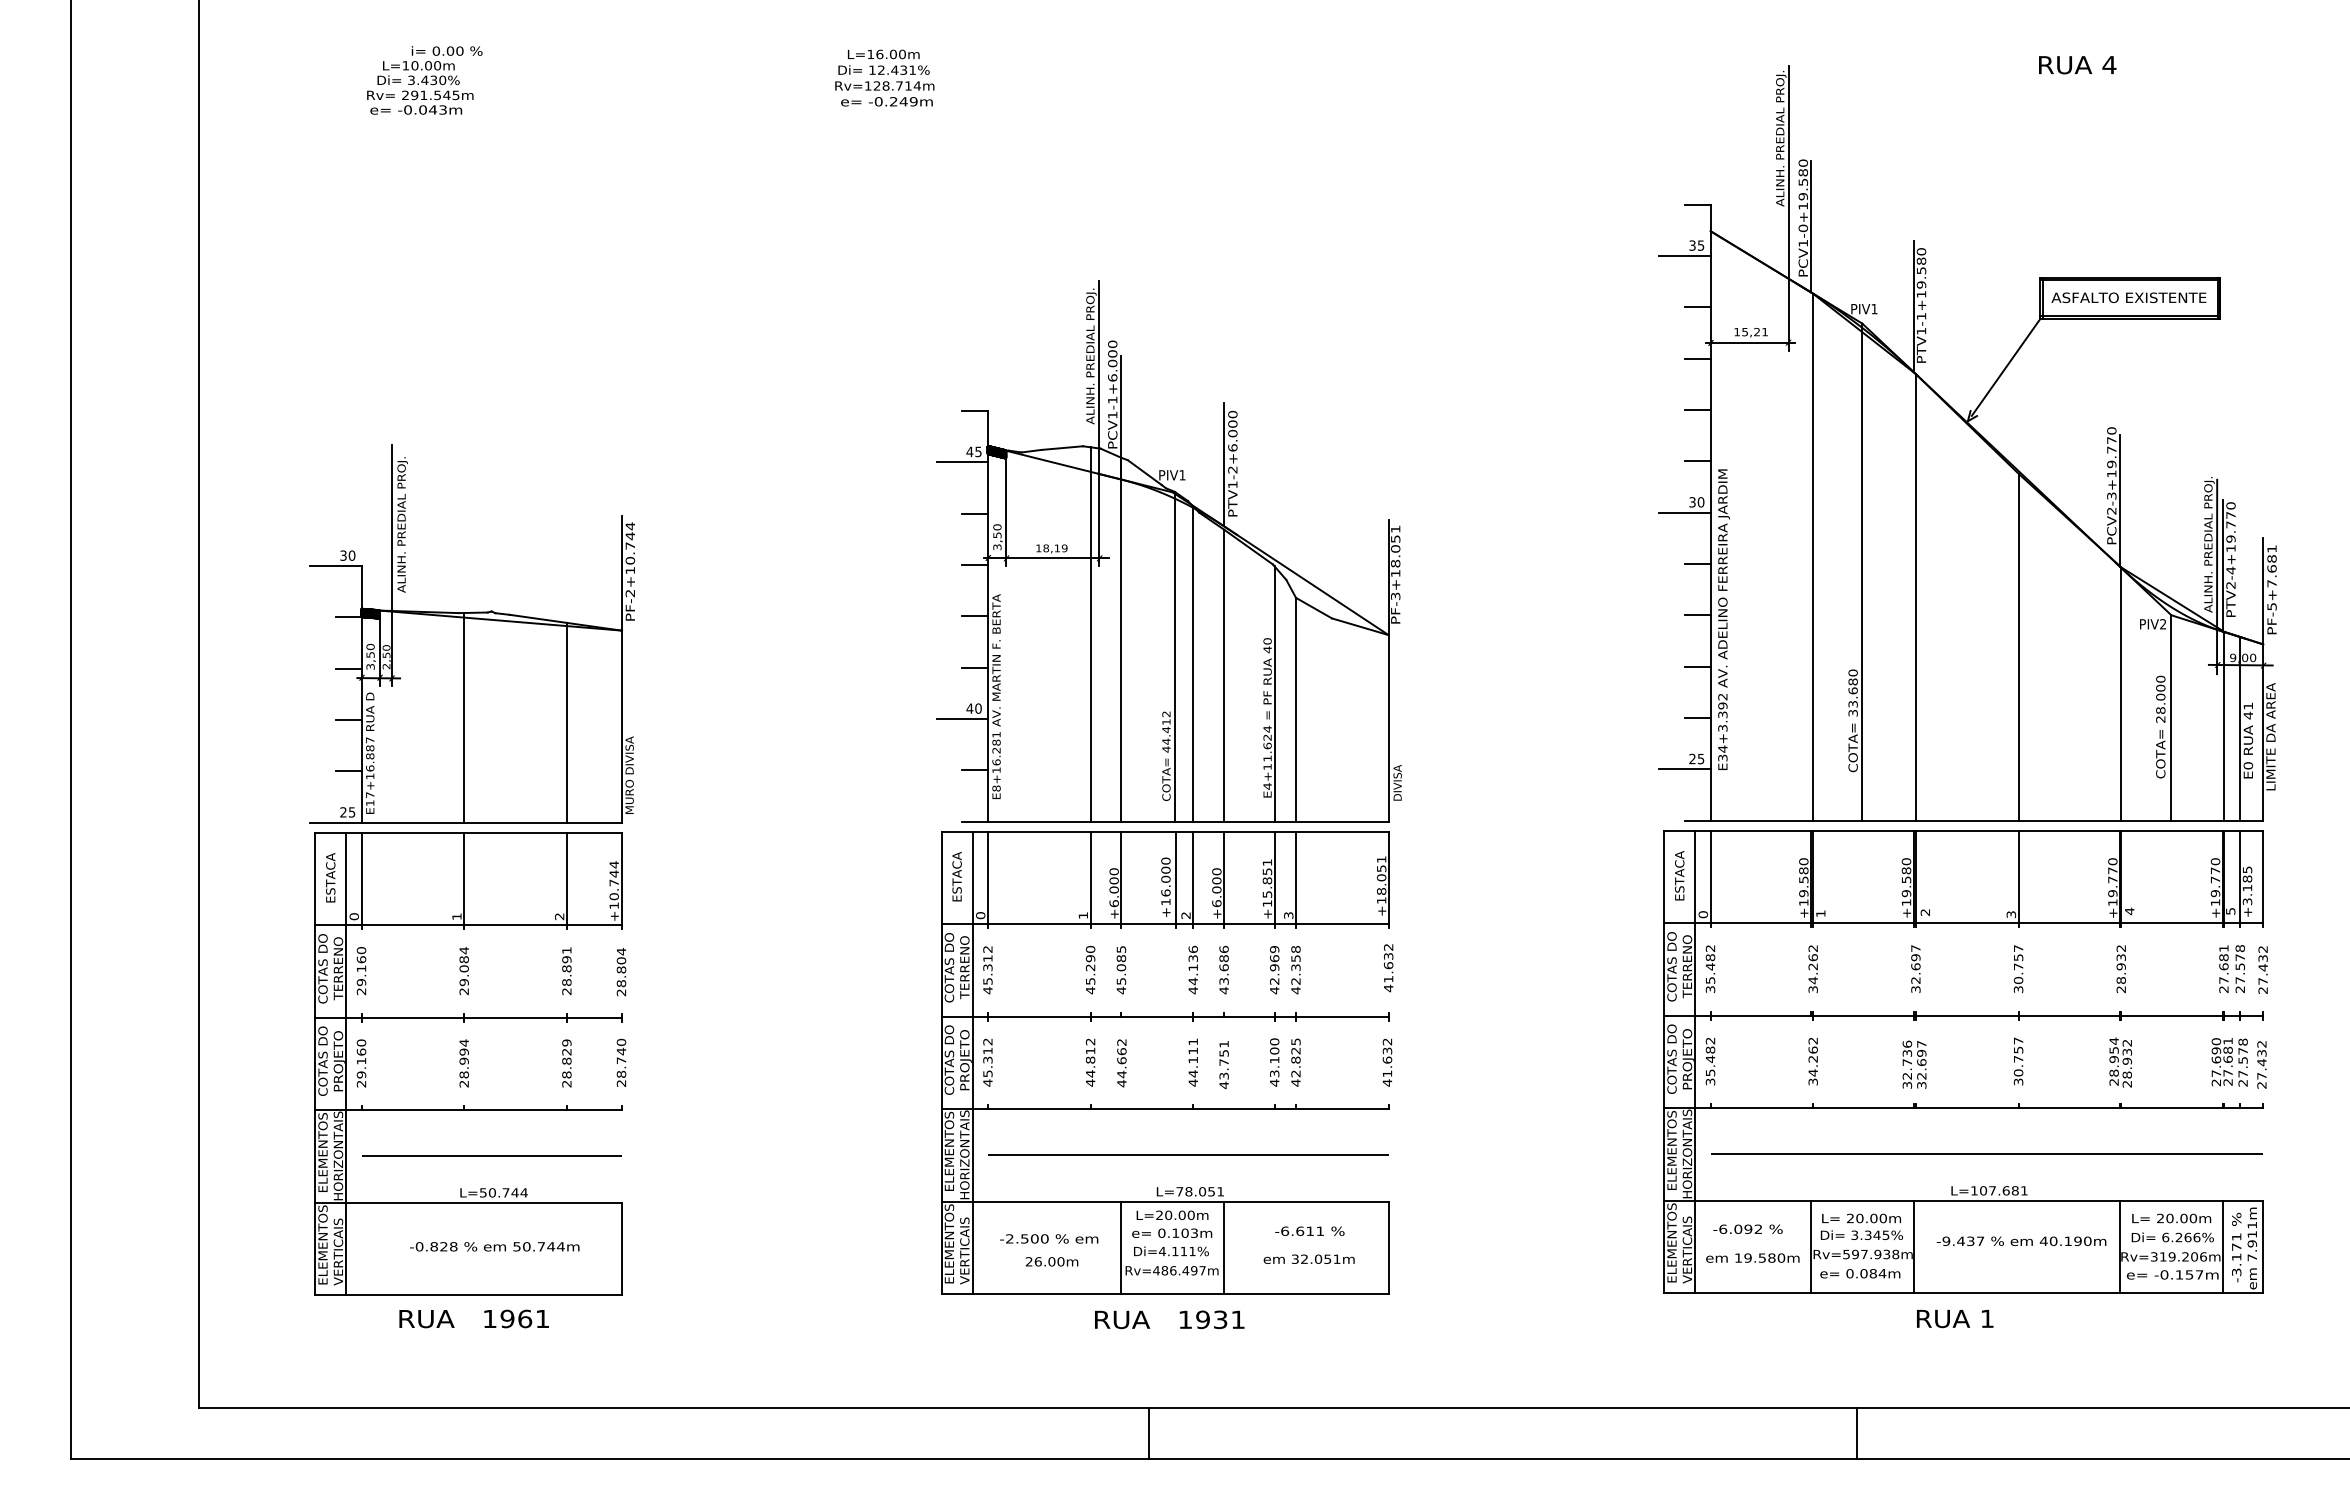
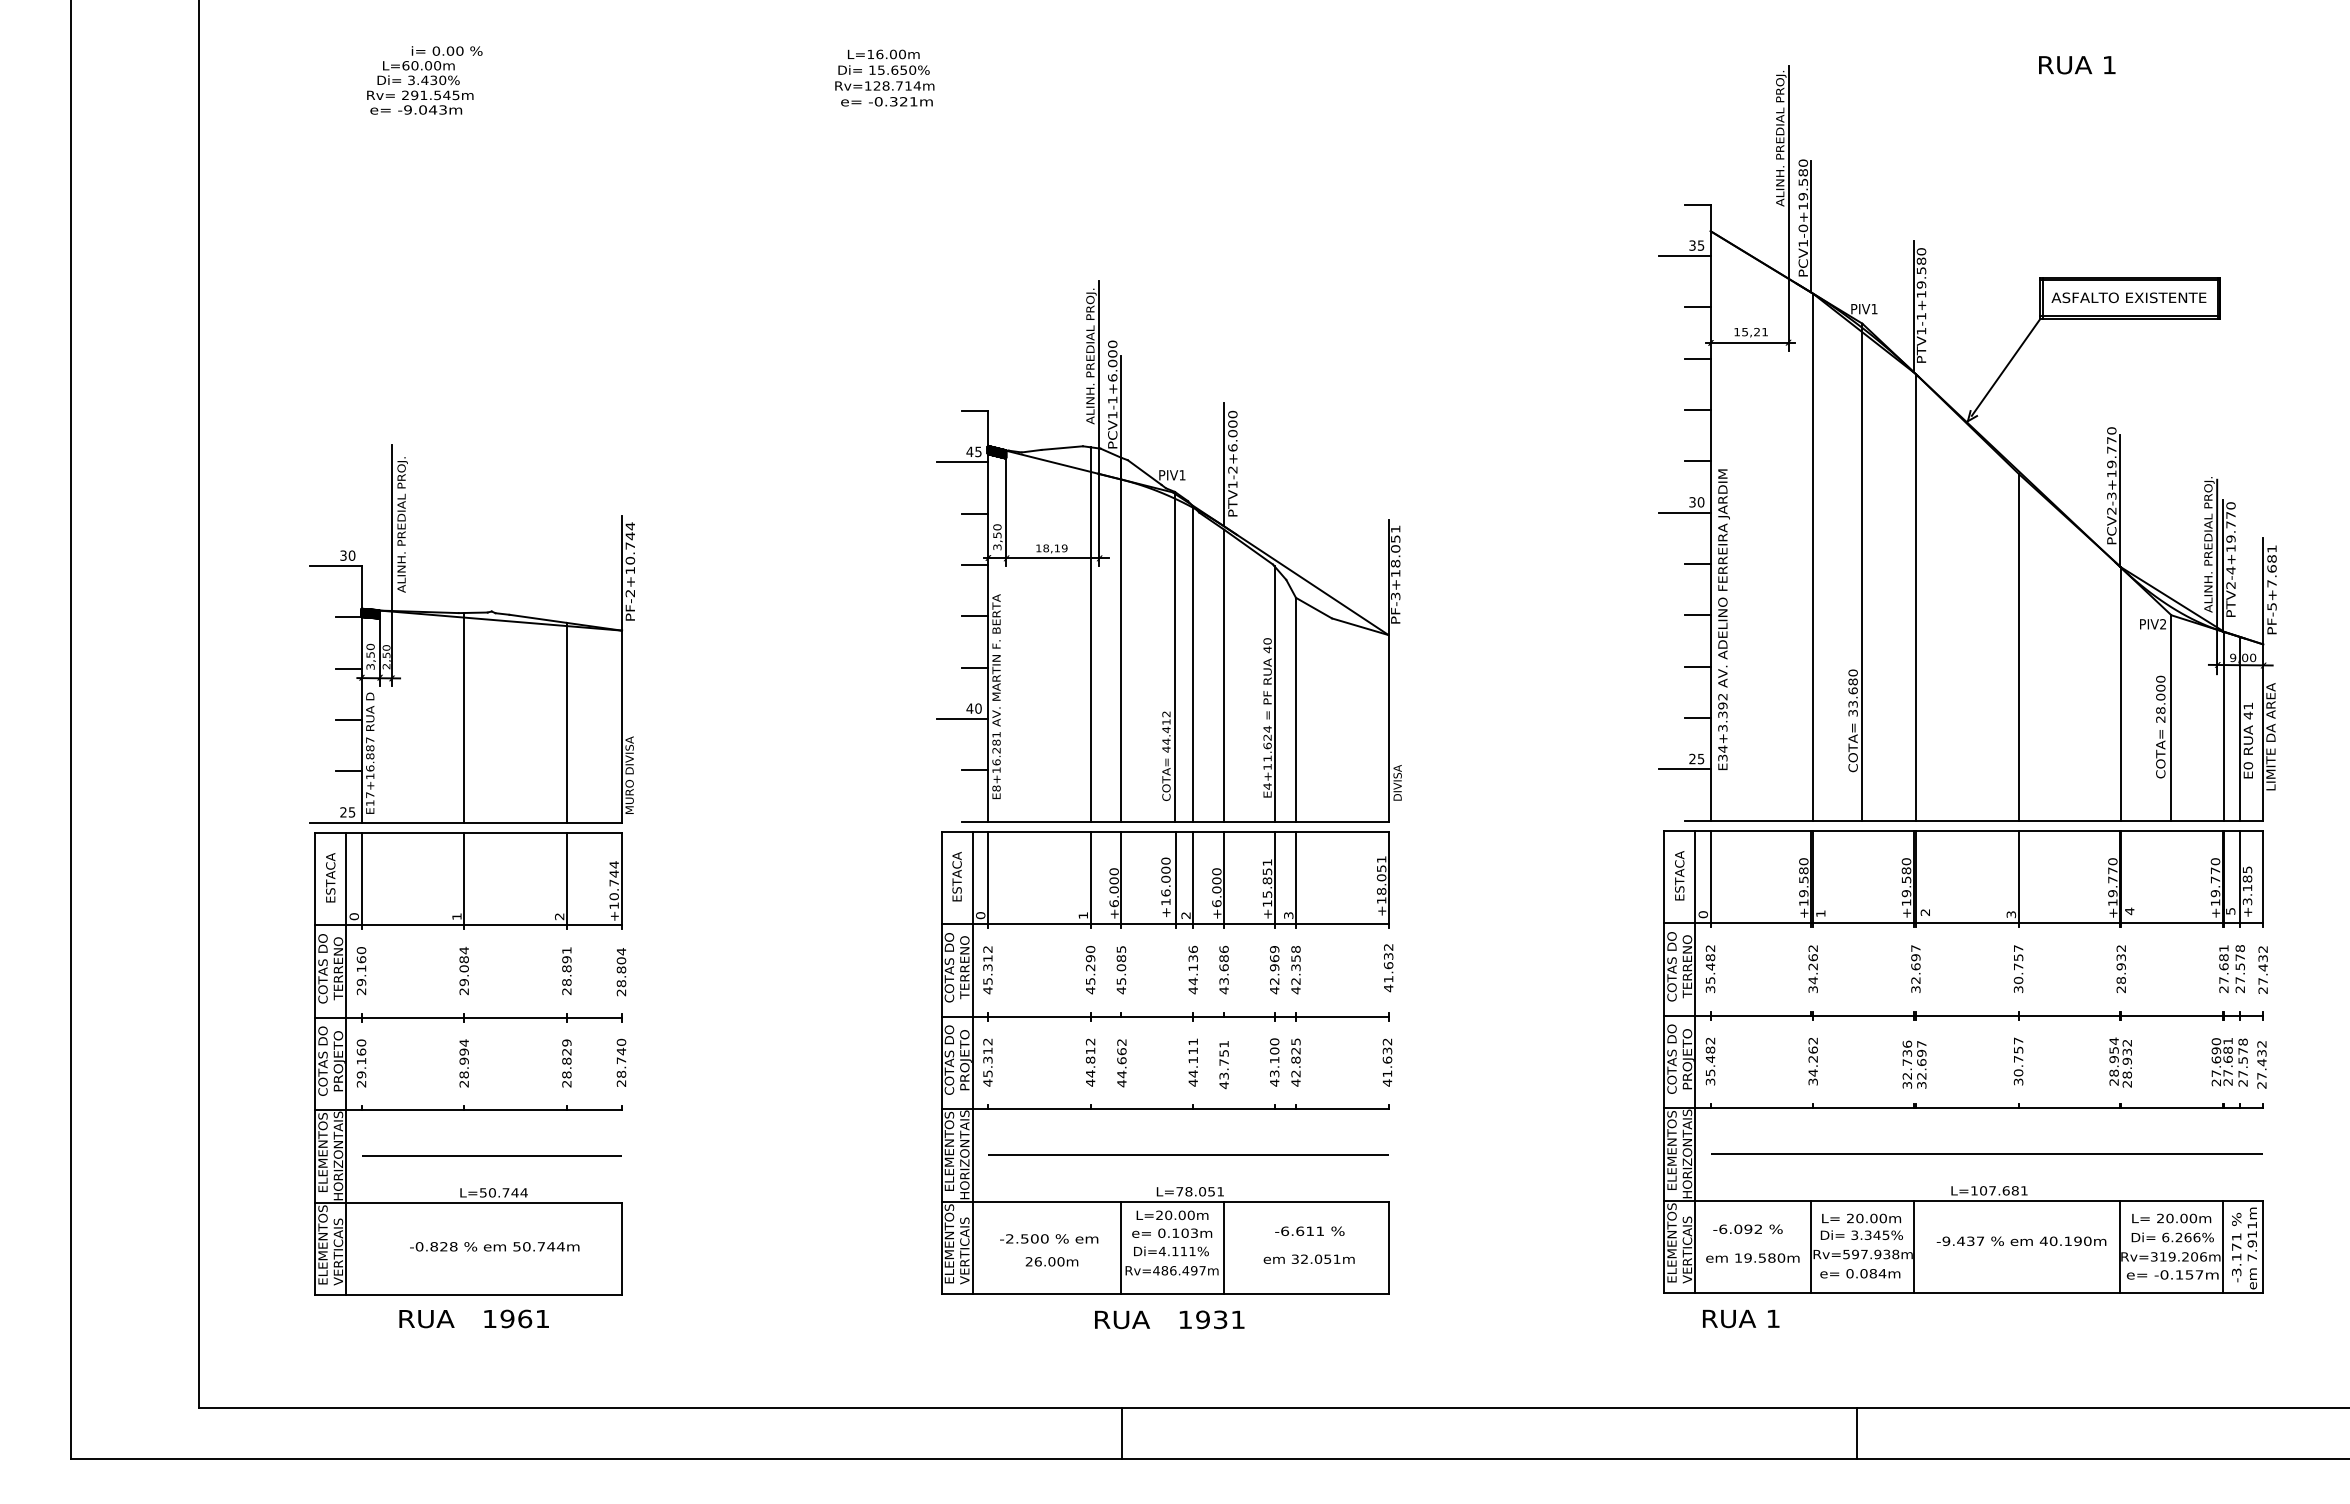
text: L=10.00m -> L=60.00m (405, 65)
text: 4 -> 1 (2109, 65)
text: 12.431% -> 15.650% (897, 69)
text: -0.249m -> -0.321m (903, 101)
text: -0.043m -> -9.043m (407, 109)
text position: (1955, 1318) -> (1741, 1318) (1741, 1318)
line position: (1148, 1432) -> (1121, 1432) (1121, 1432)
